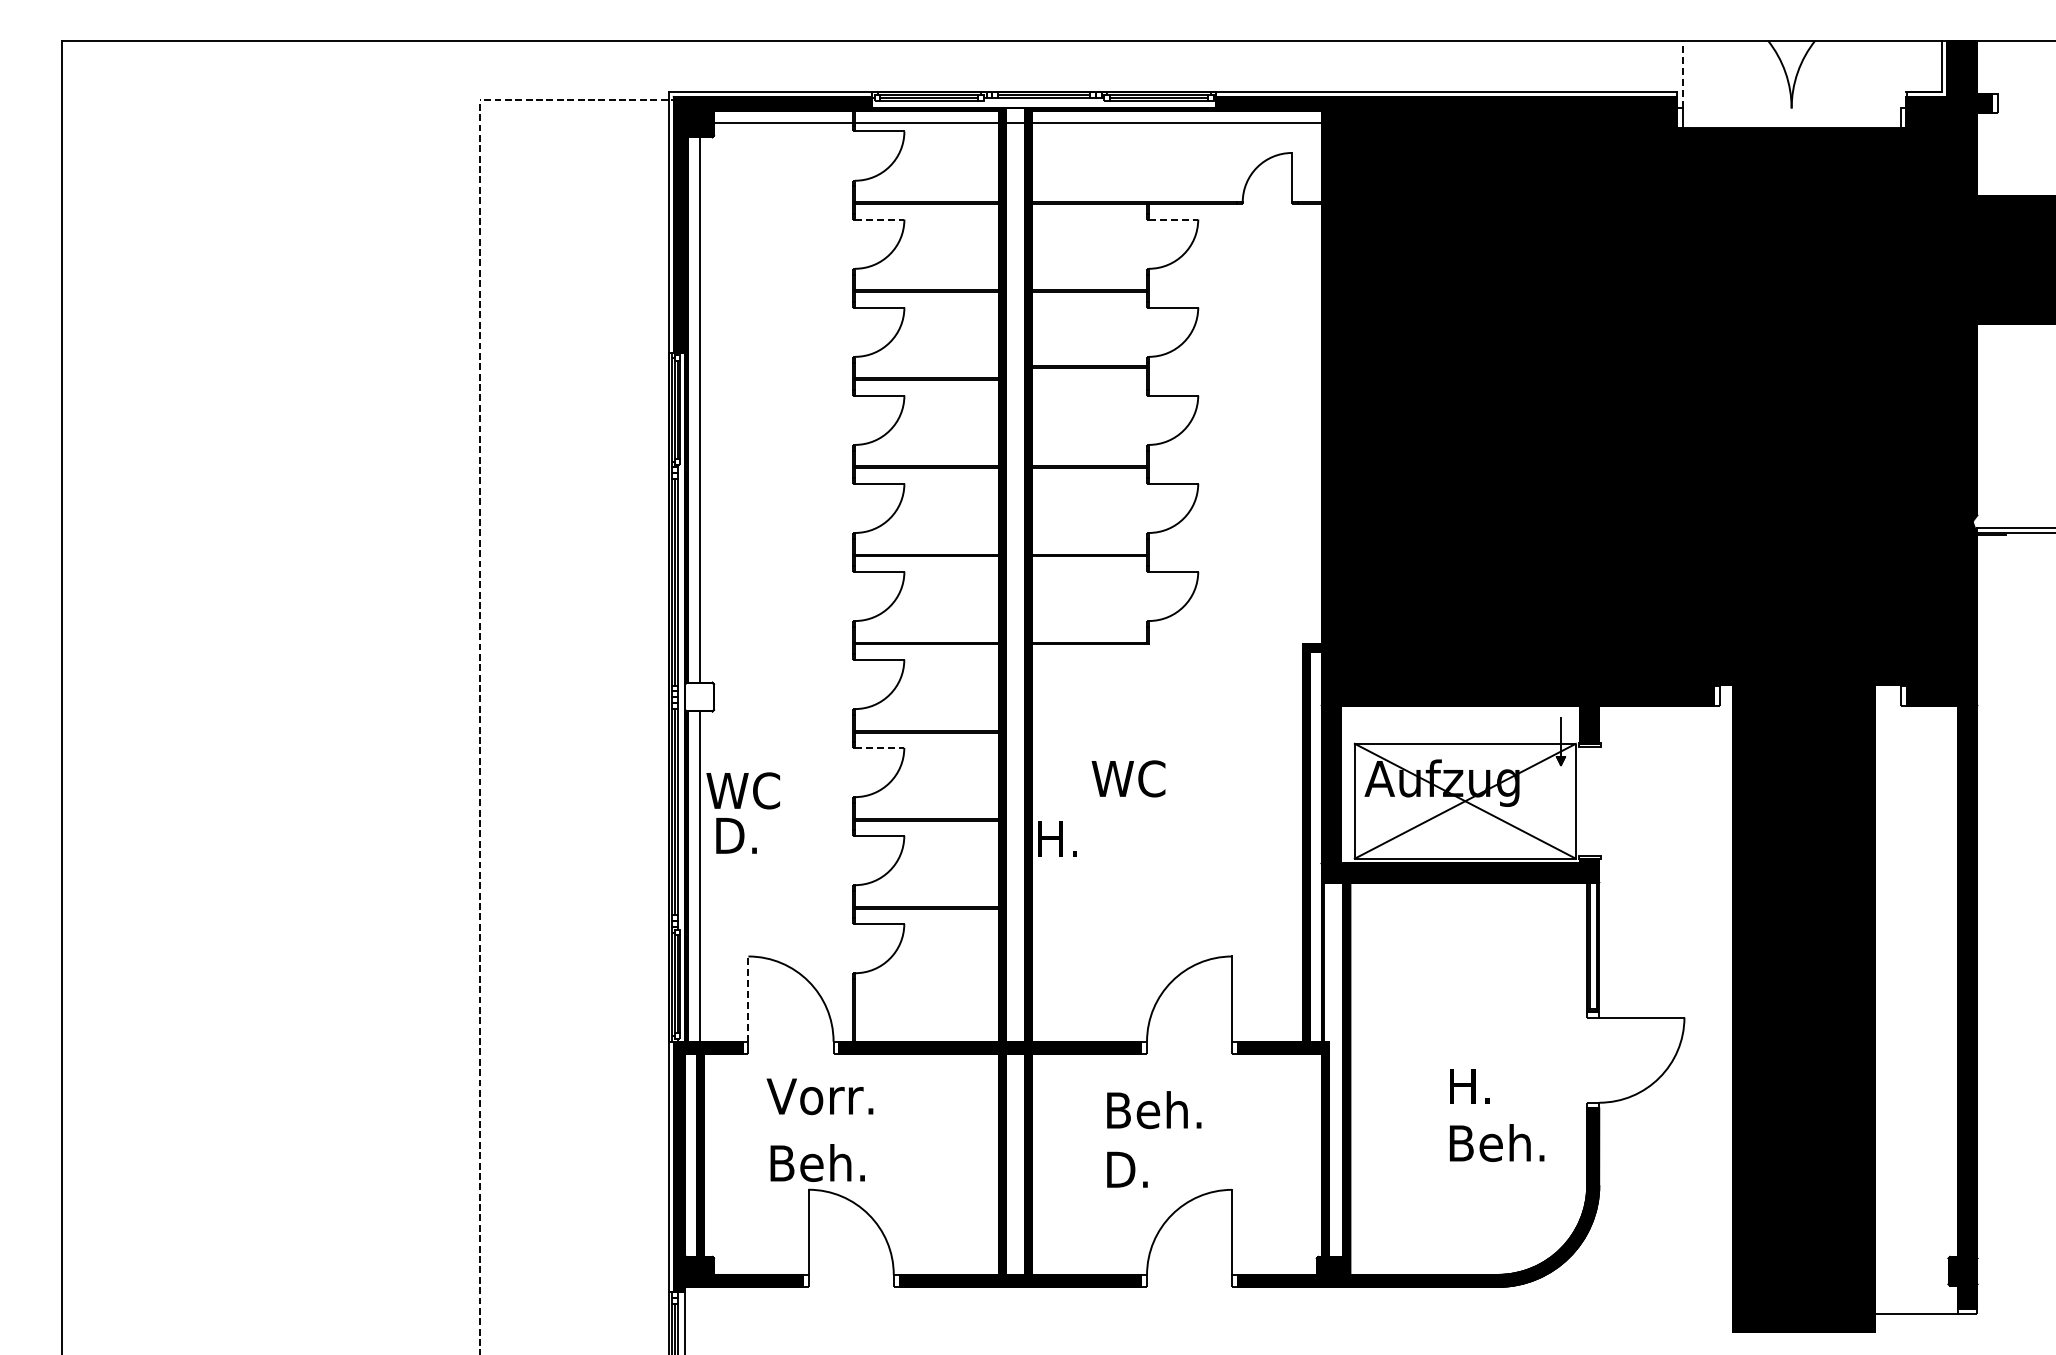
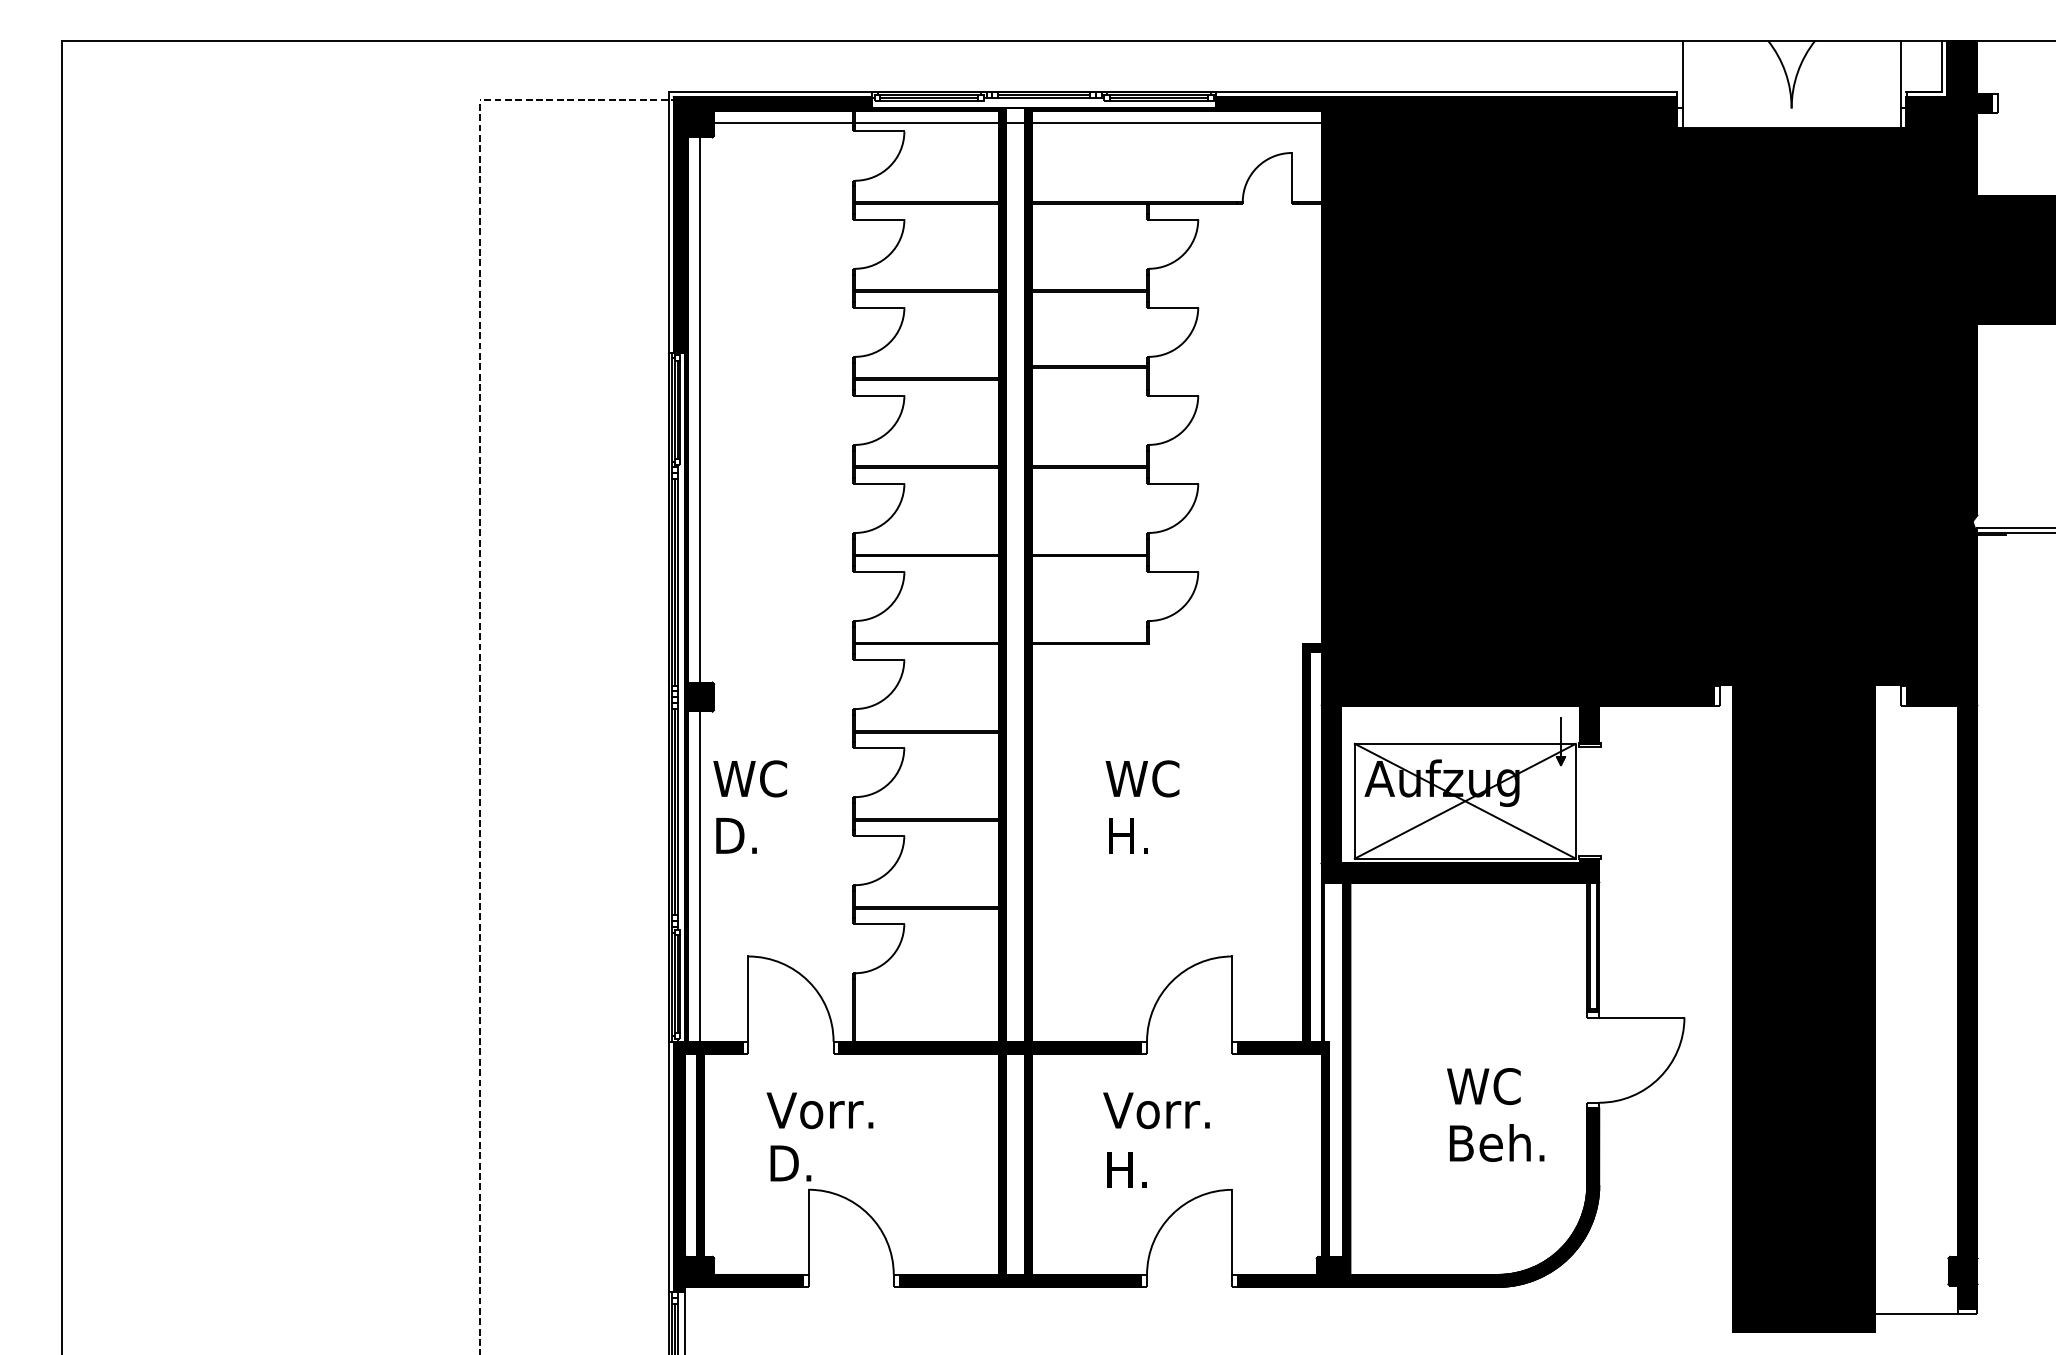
line: dashed -> solid (1682, 74)
line: none -> present (1900, 74)
line: dashed -> solid (879, 219)
line: dashed -> solid (1173, 219)
fill: none -> present (699, 696)
line: dashed -> solid (879, 747)
text position: (1128, 778) -> (1142, 778) (1142, 778)
text position: (742, 790) -> (749, 778) (749, 778)
text position: (1057, 838) -> (1128, 835) (1128, 835)
line: dashed -> solid (748, 999)
text: H. -> WC (1483, 1086)
text position: (819, 1096) -> (819, 1110) (819, 1110)
text: Beh. -> Vorr. (1156, 1110)
text: Beh. -> D. (819, 1163)
text: D. -> H. (1127, 1169)
